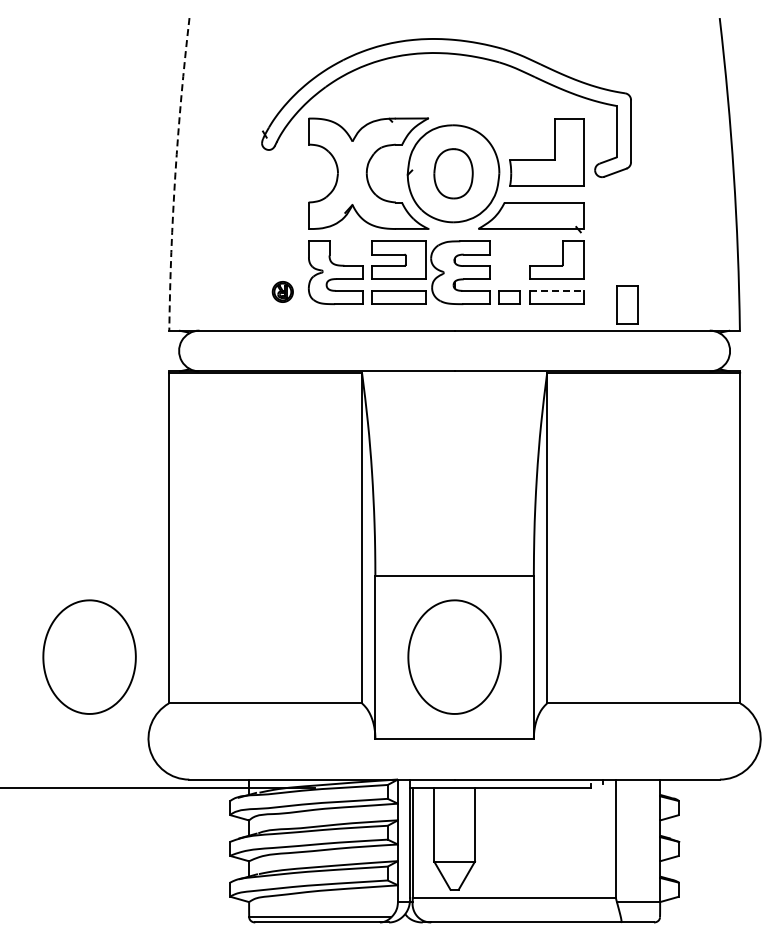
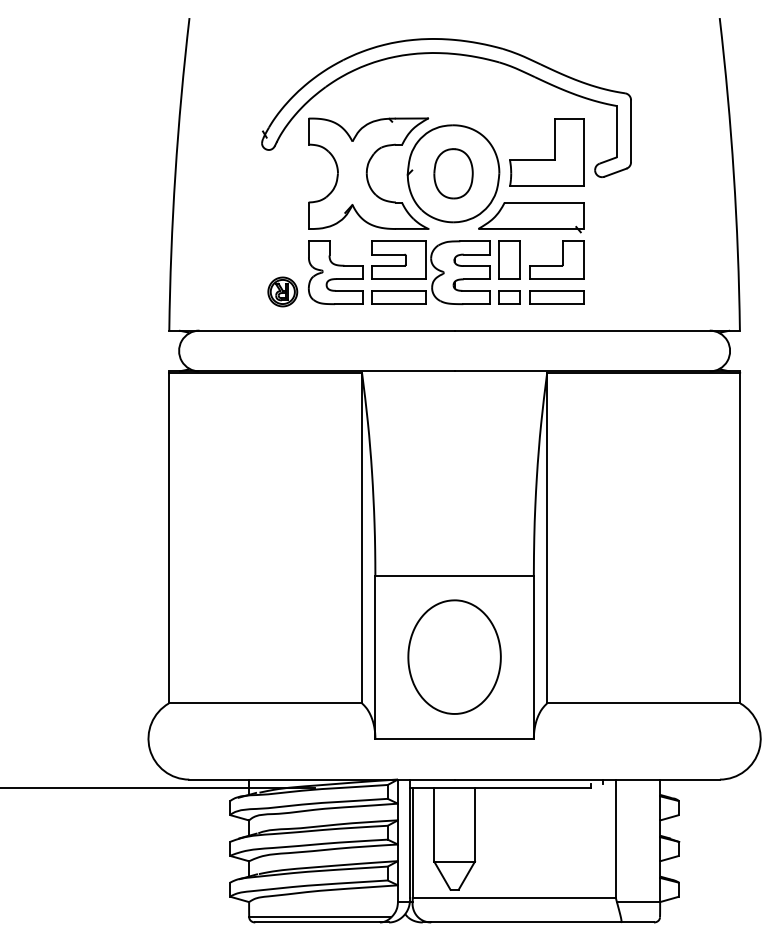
arc: dashed -> solid (175, 174)
line: dashed -> solid (557, 290)
part size: 23x22 px -> 32x32 px (282, 291)
part position: (627, 304) -> (509, 259) (509, 259)
part: present -> none (89, 656)
